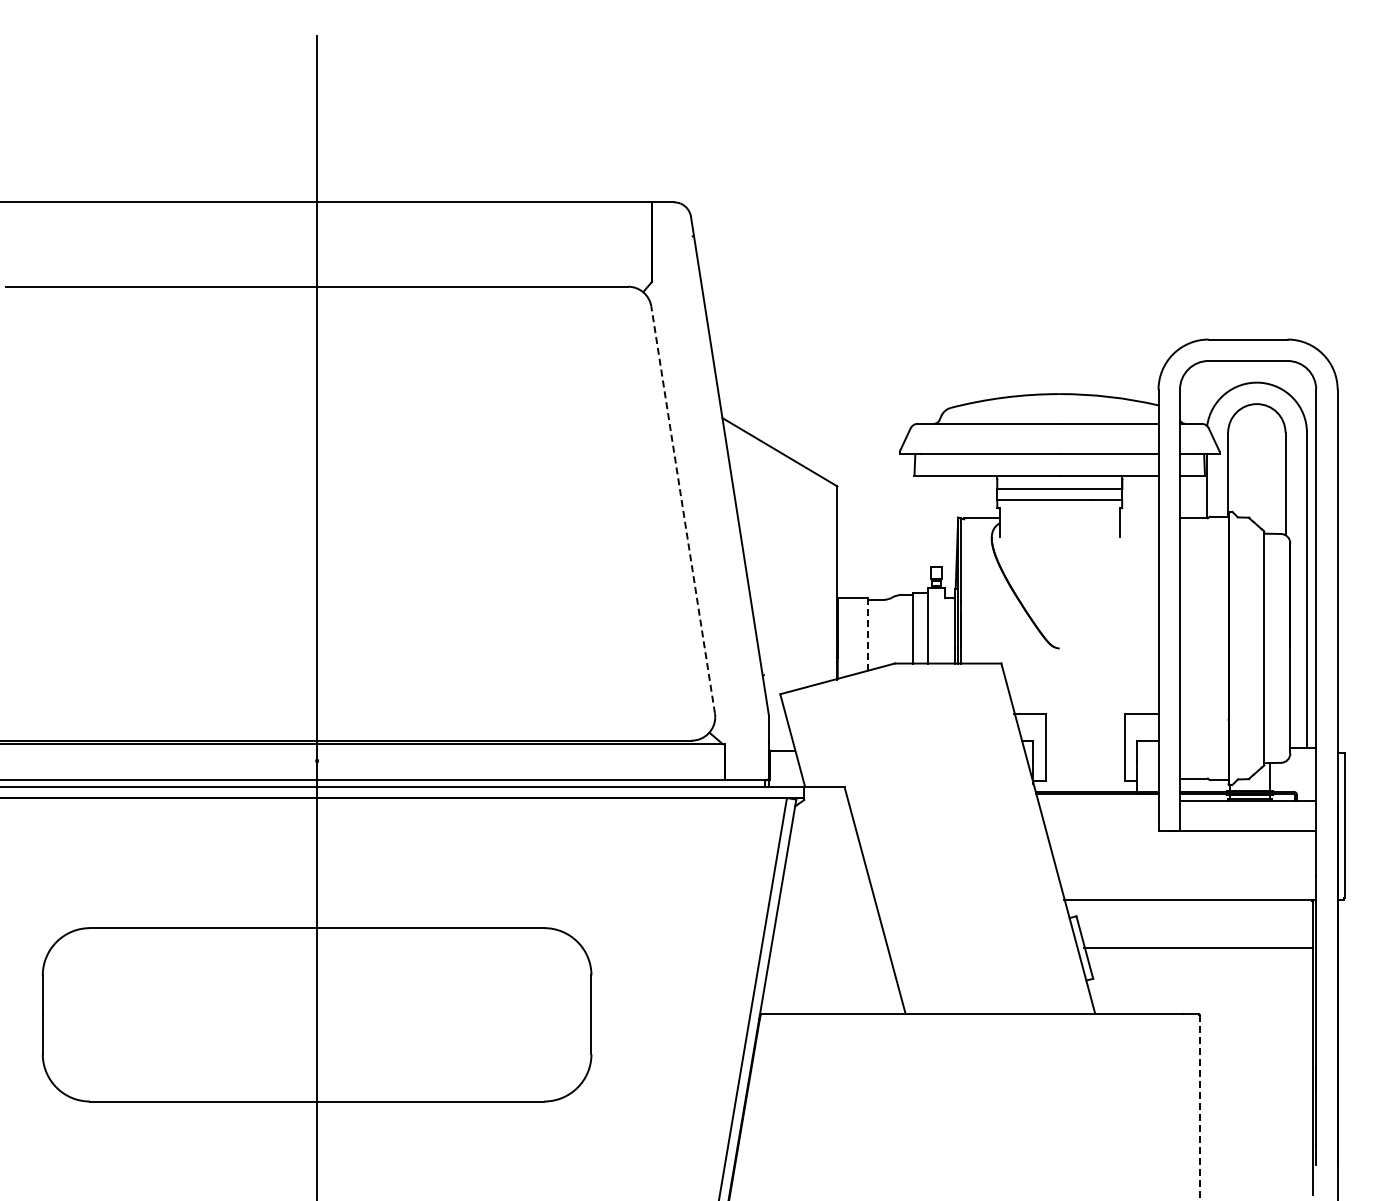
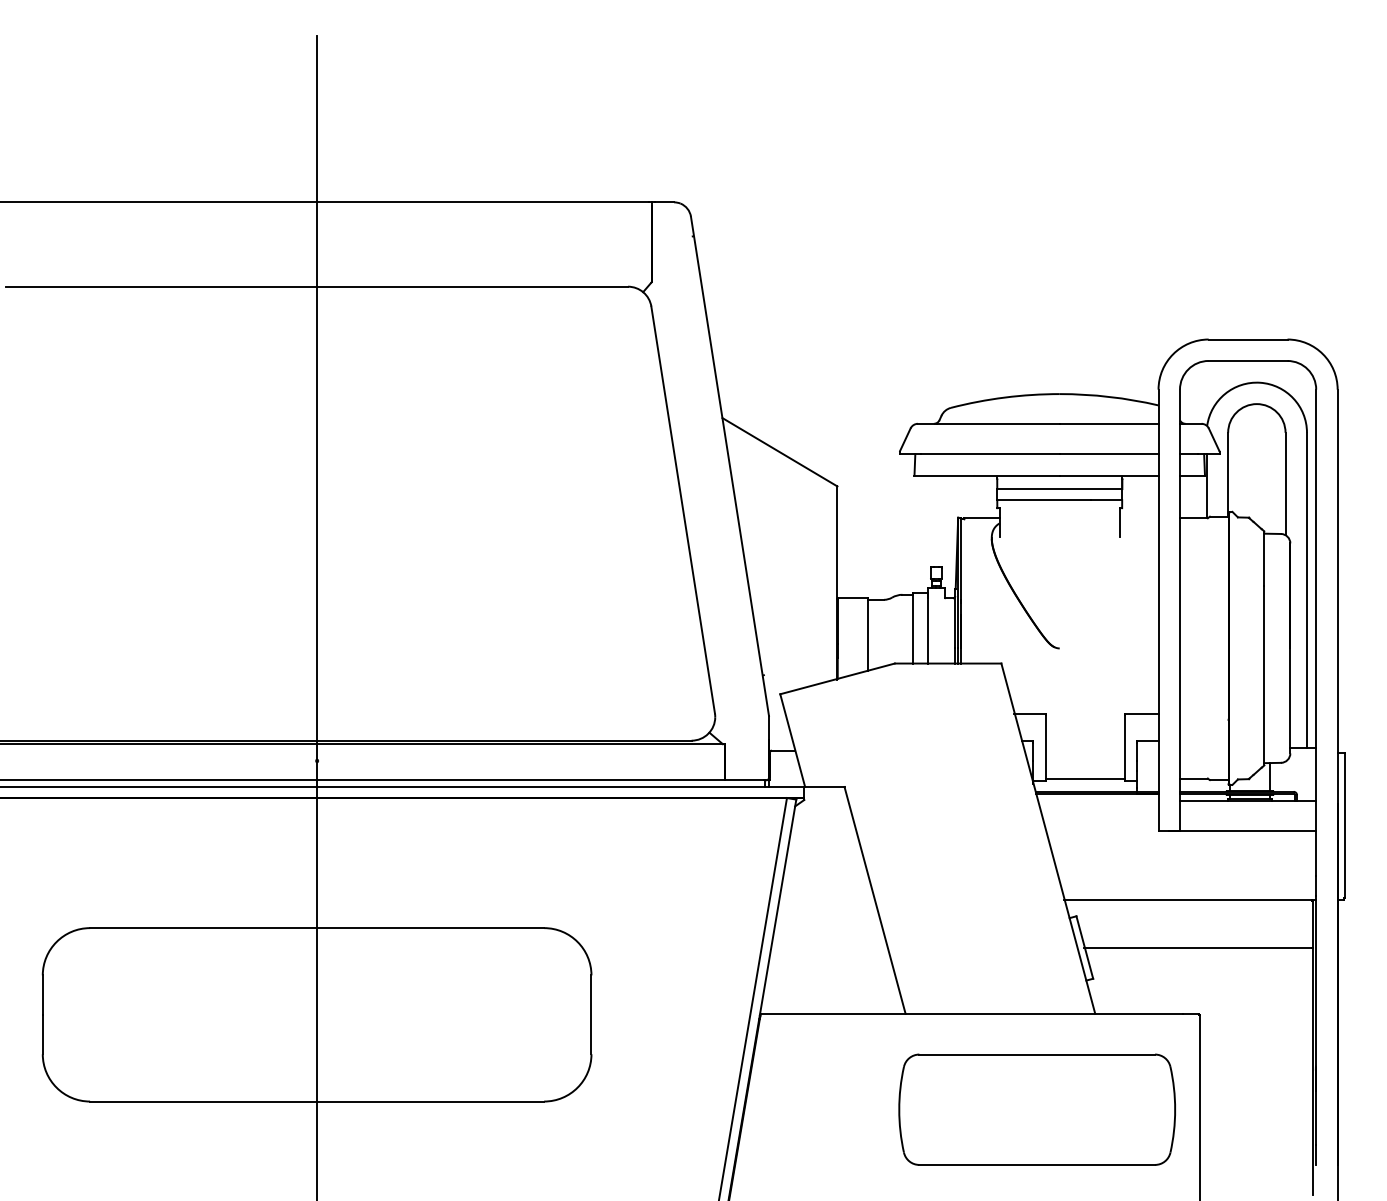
line: dashed -> solid (683, 510)
line: dashed -> solid (867, 635)
line: none -> present (1084, 778)
line: dashed -> solid (1200, 1108)
part: none -> present (1036, 1109)
